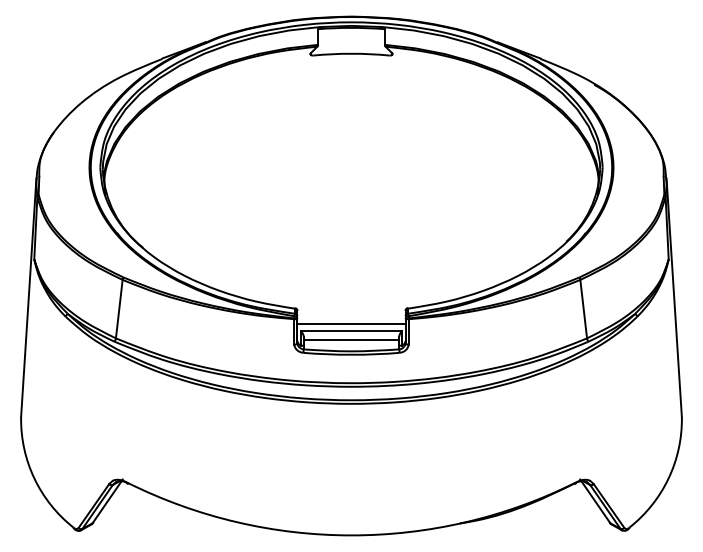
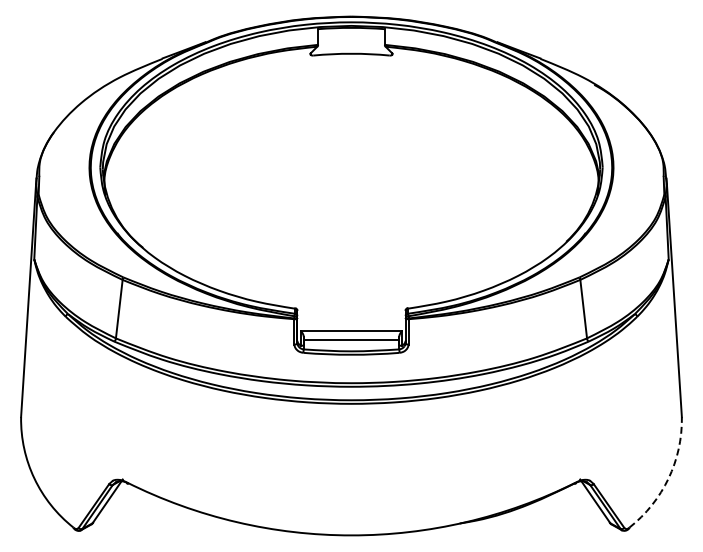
line: present -> none (351, 324)
arc: solid -> dashed (668, 478)
